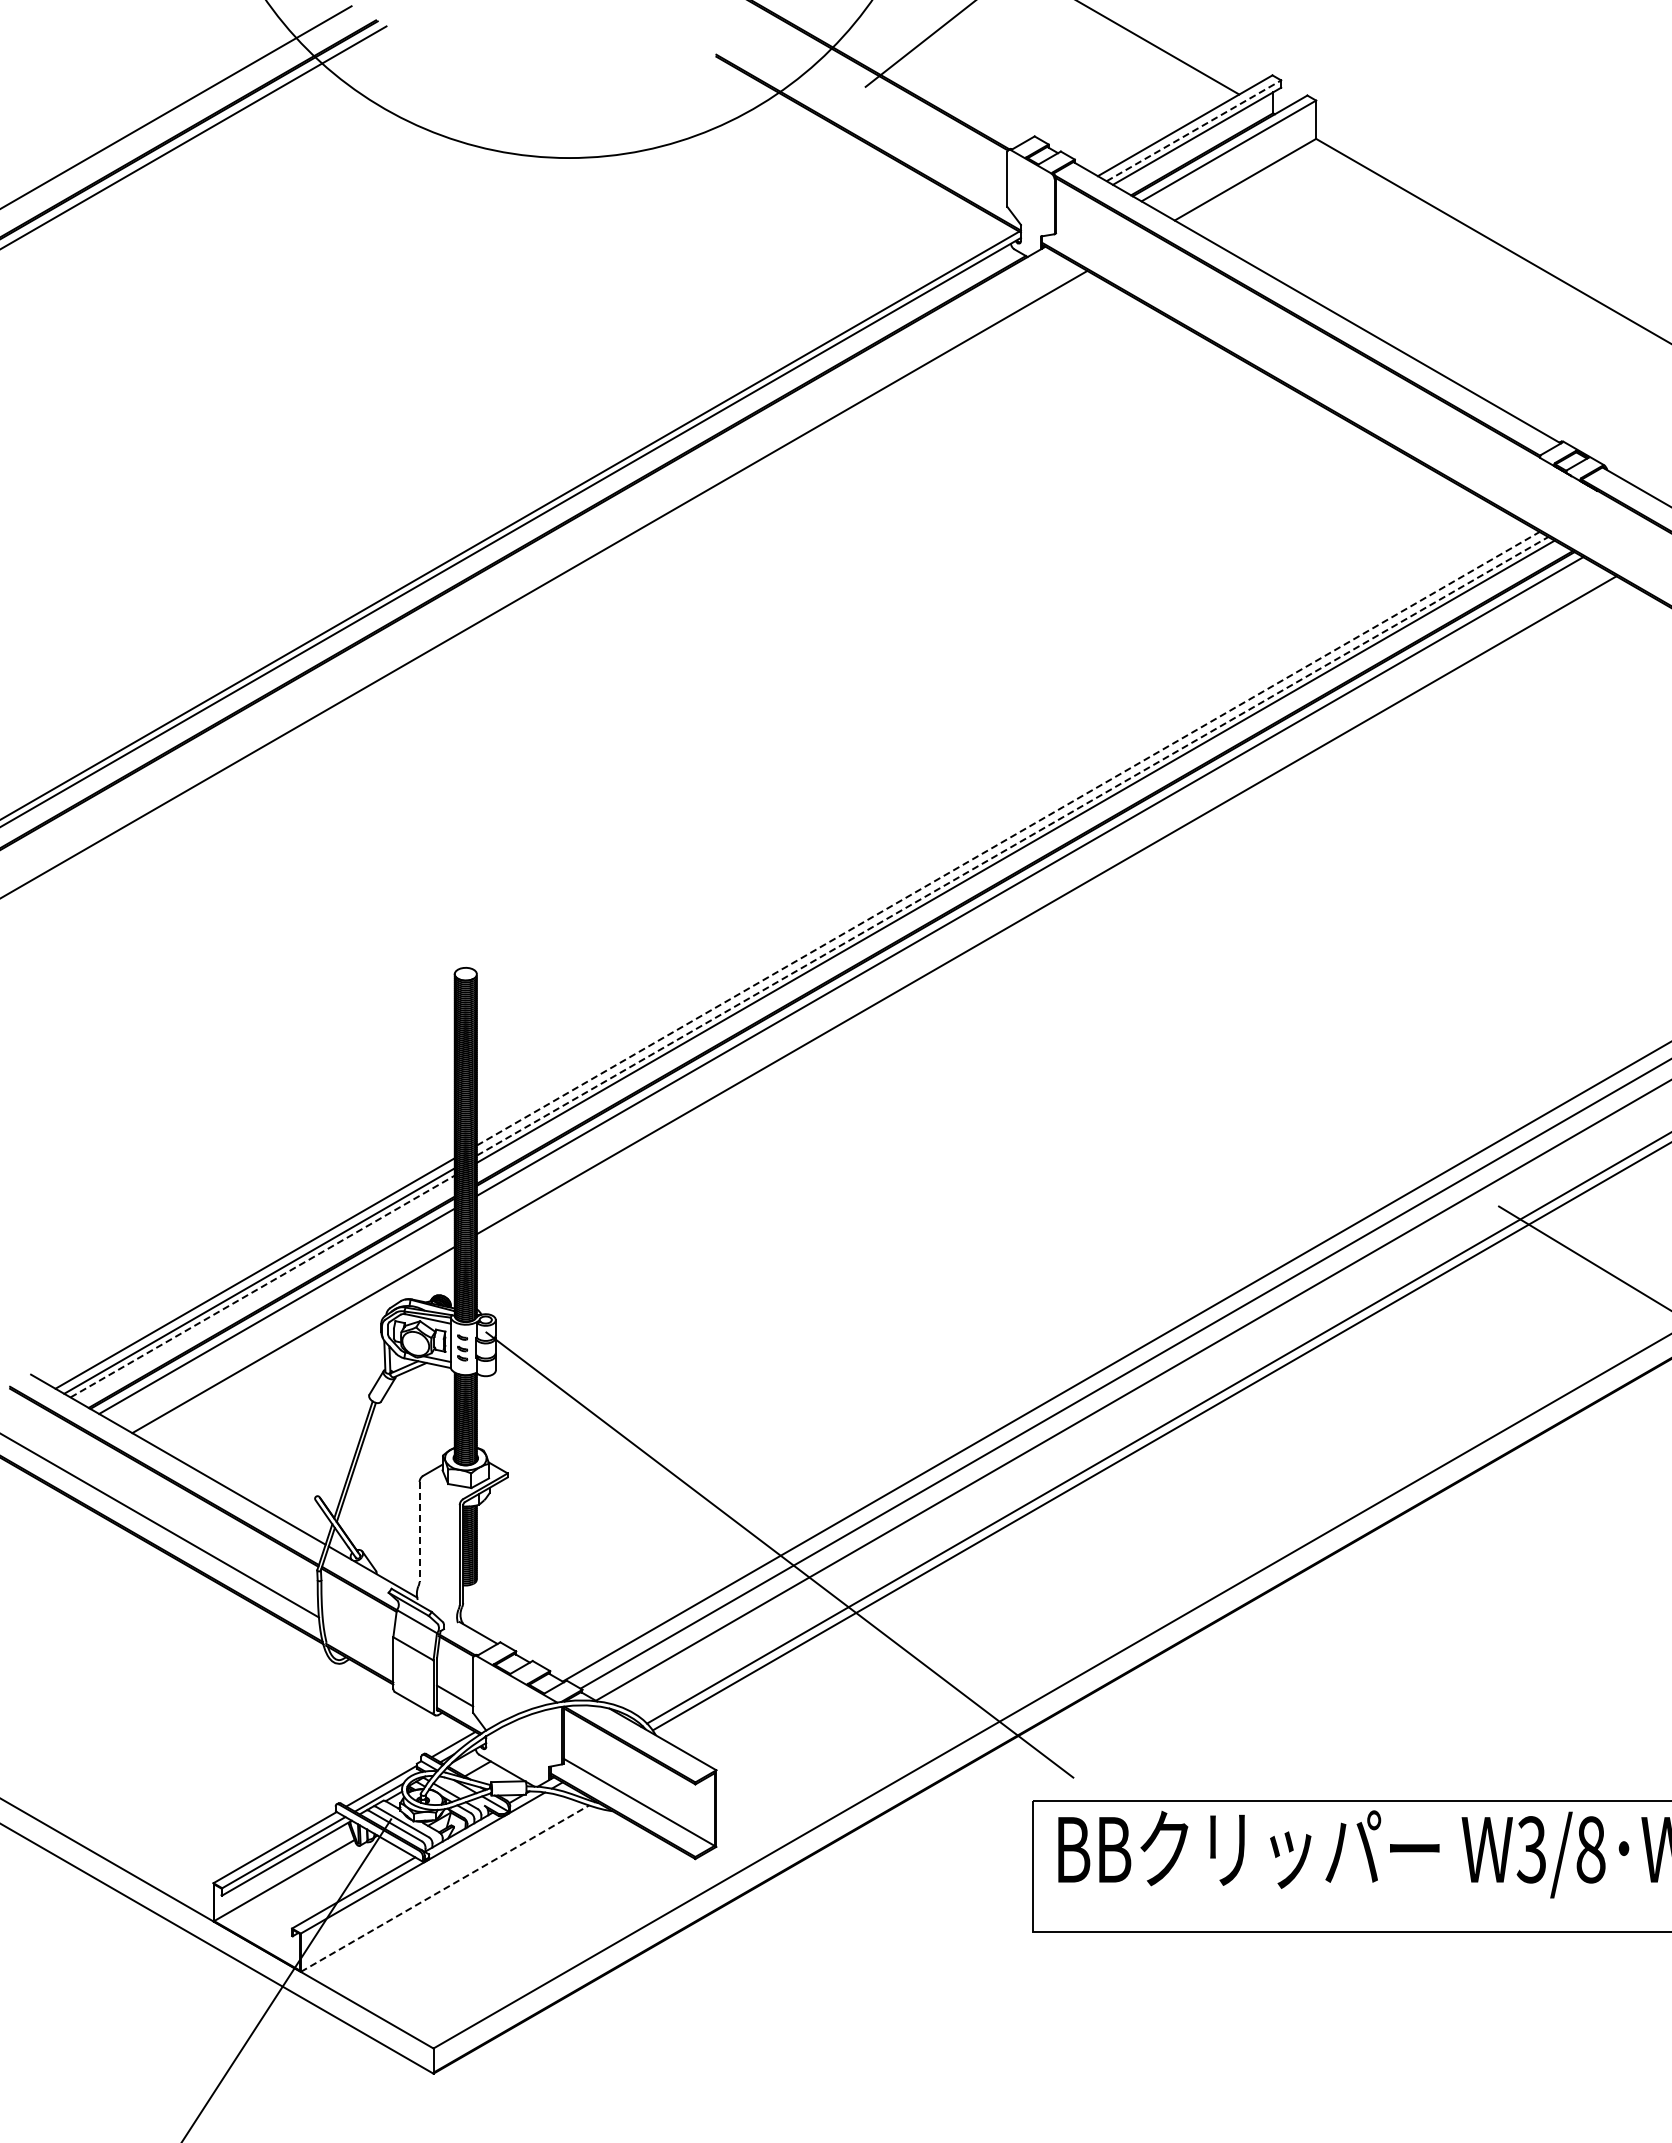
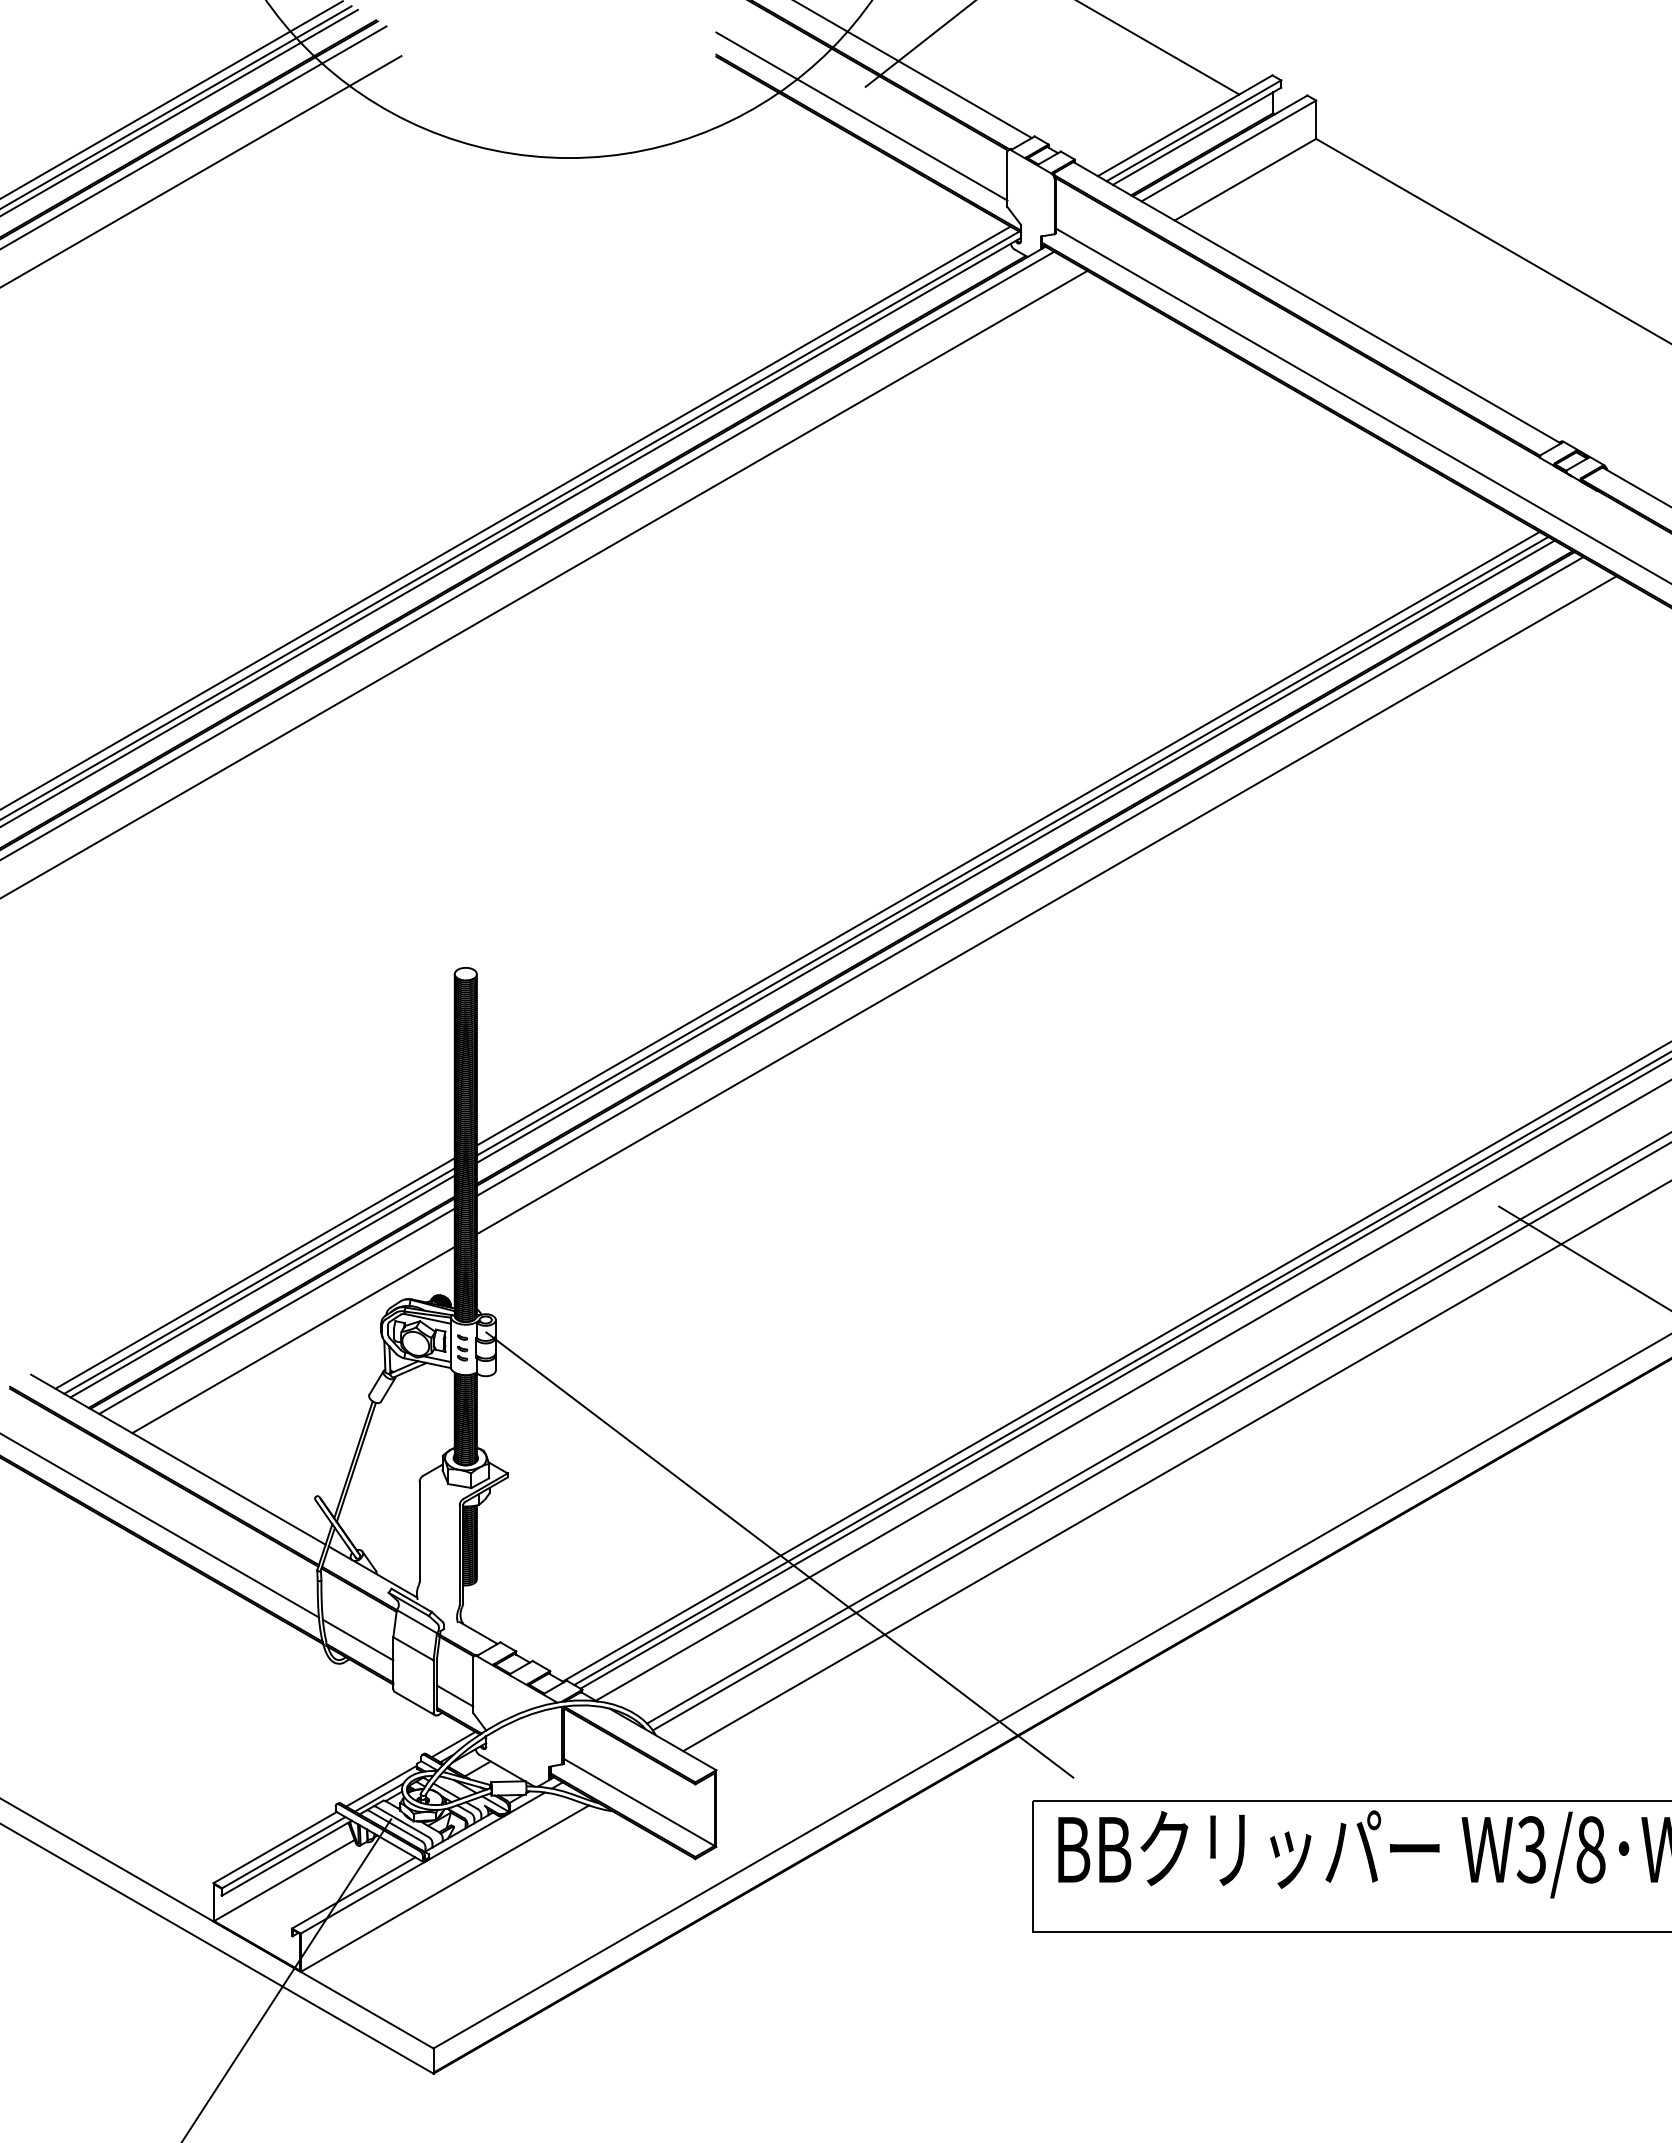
line: none -> present (913, 70)
line: none -> present (171, 99)
line: none -> present (179, 111)
line: none -> present (861, 116)
line: dashed -> solid (1193, 130)
line: none -> present (201, 171)
line: none -> present (1361, 405)
line: none -> present (506, 517)
line: none -> present (528, 554)
line: dashed -> solid (1008, 838)
line: dashed -> solid (1012, 846)
line: dashed -> solid (262, 1286)
line: none -> present (1121, 1369)
line: none -> present (1175, 1466)
line: dashed -> solid (419, 1531)
line: none -> present (357, 1639)
line: dashed -> solid (445, 1888)
